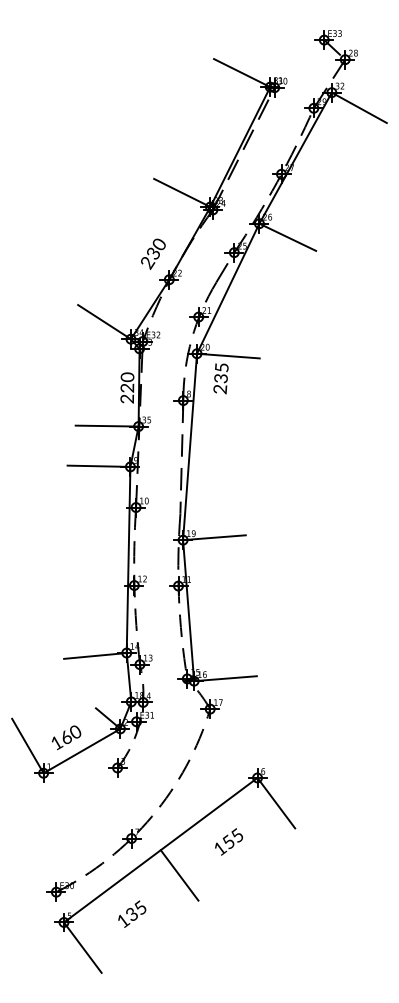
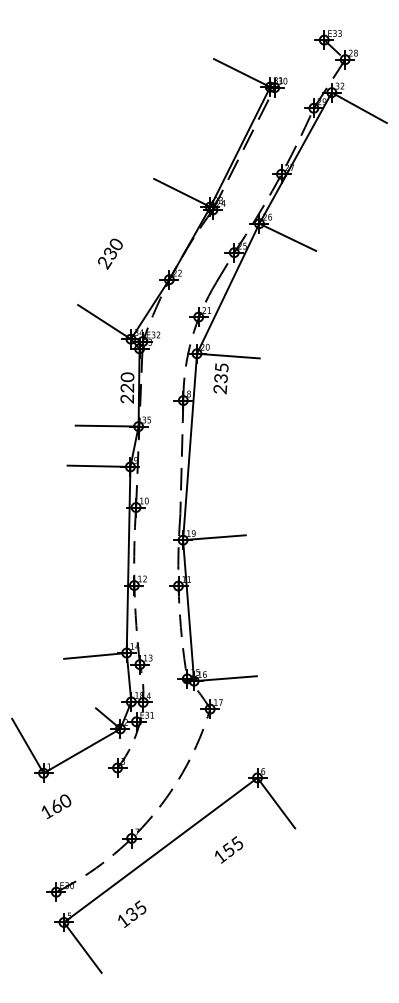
text position: (153, 253) -> (110, 253) (110, 253)
text position: (66, 737) -> (56, 806) (56, 806)
text position: (229, 841) -> (229, 849) (229, 849)
line: present -> none (179, 875)
